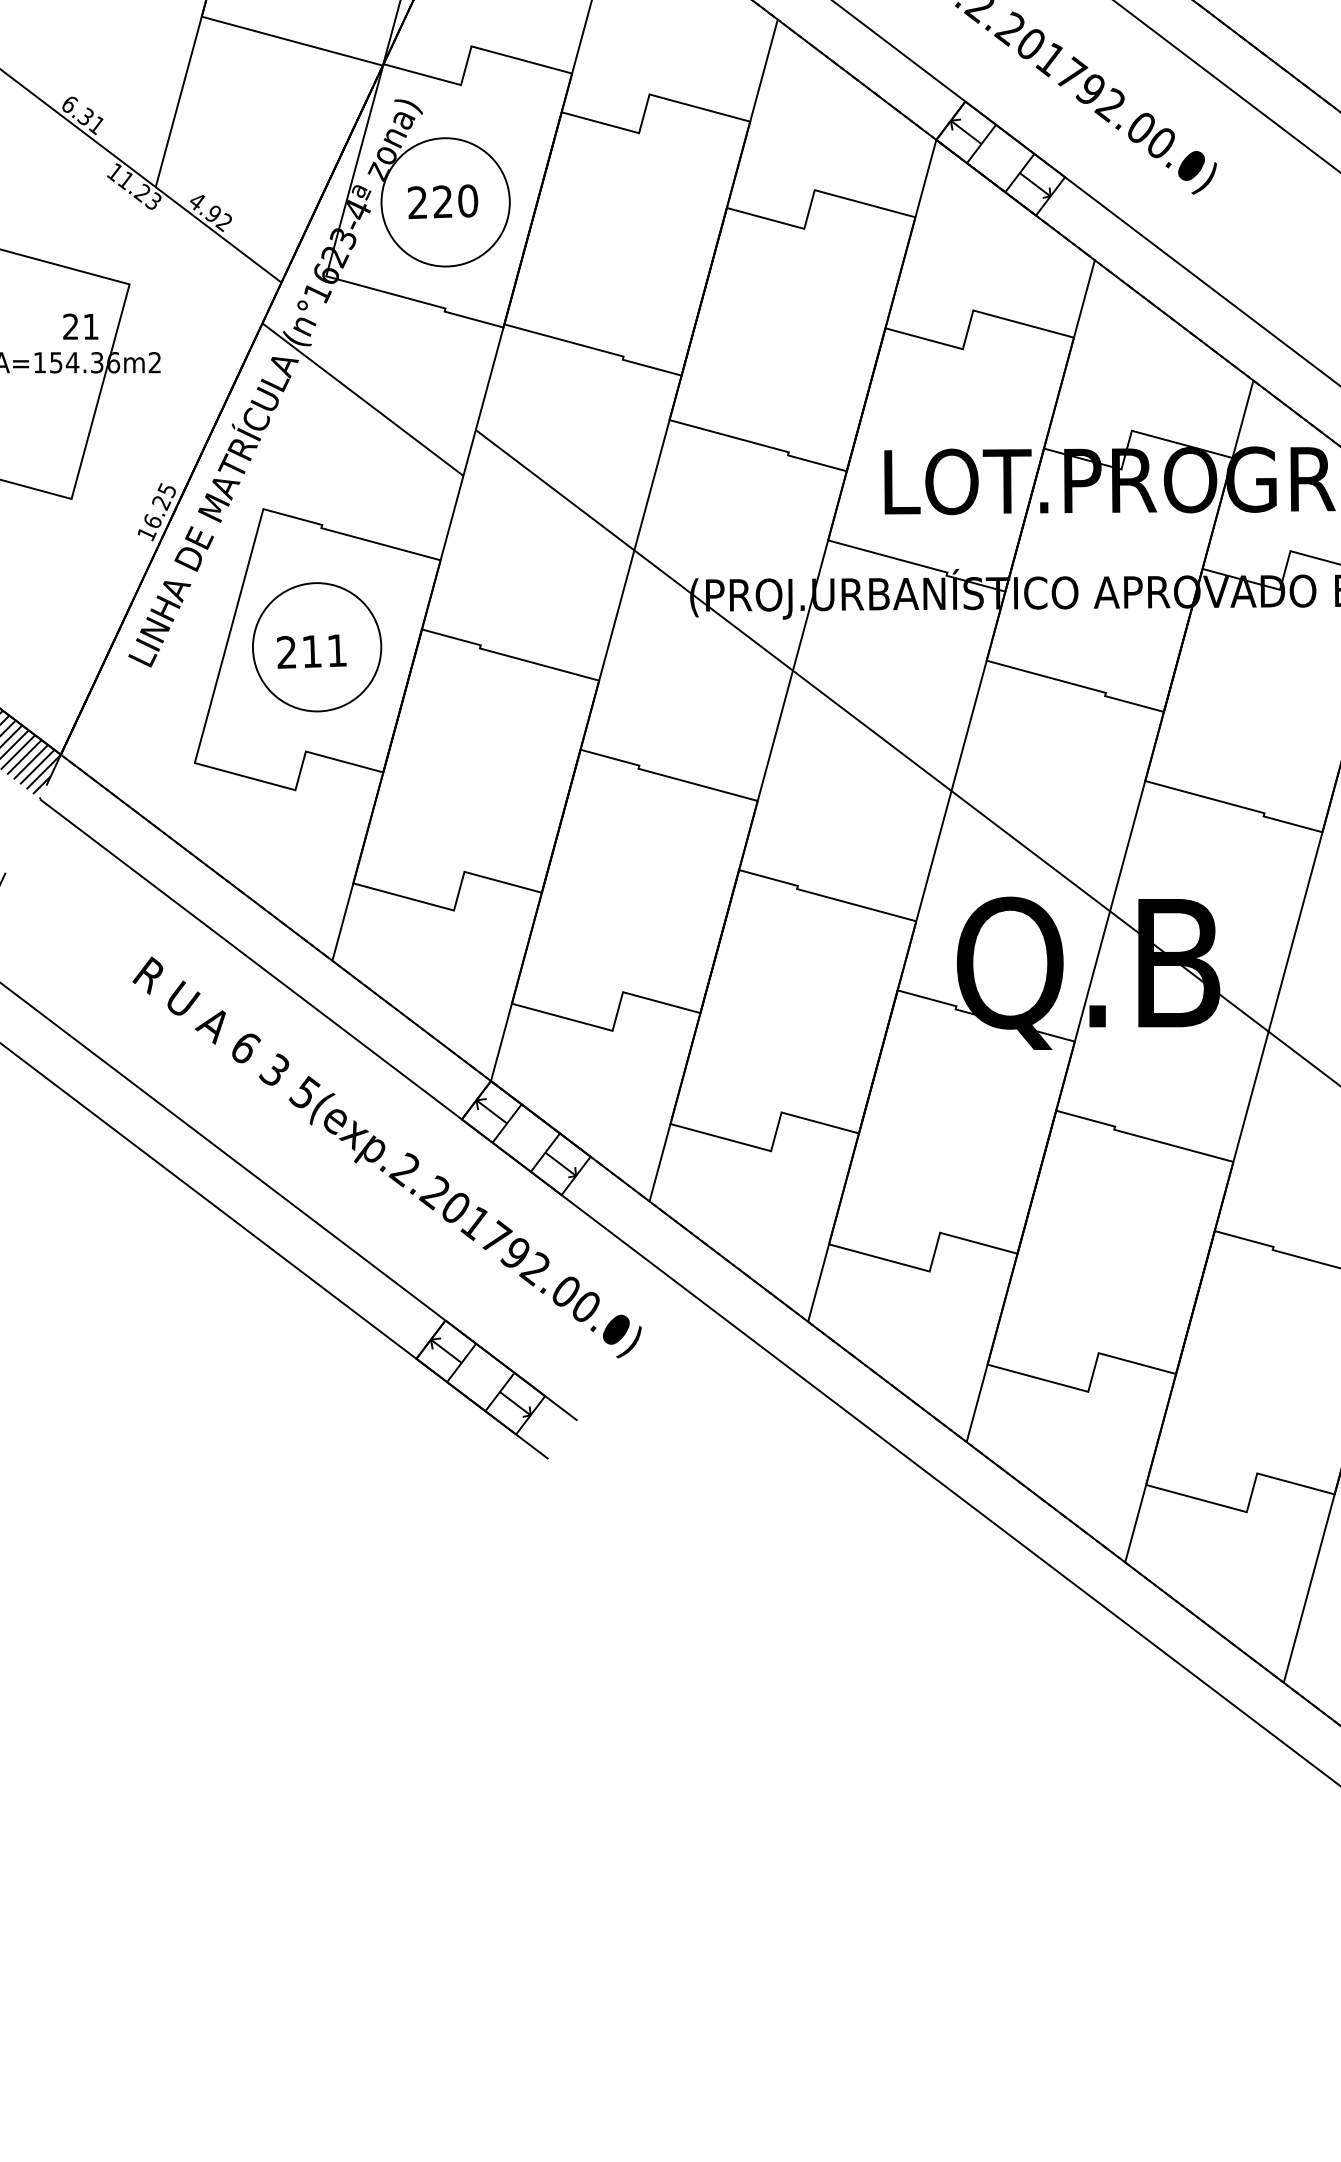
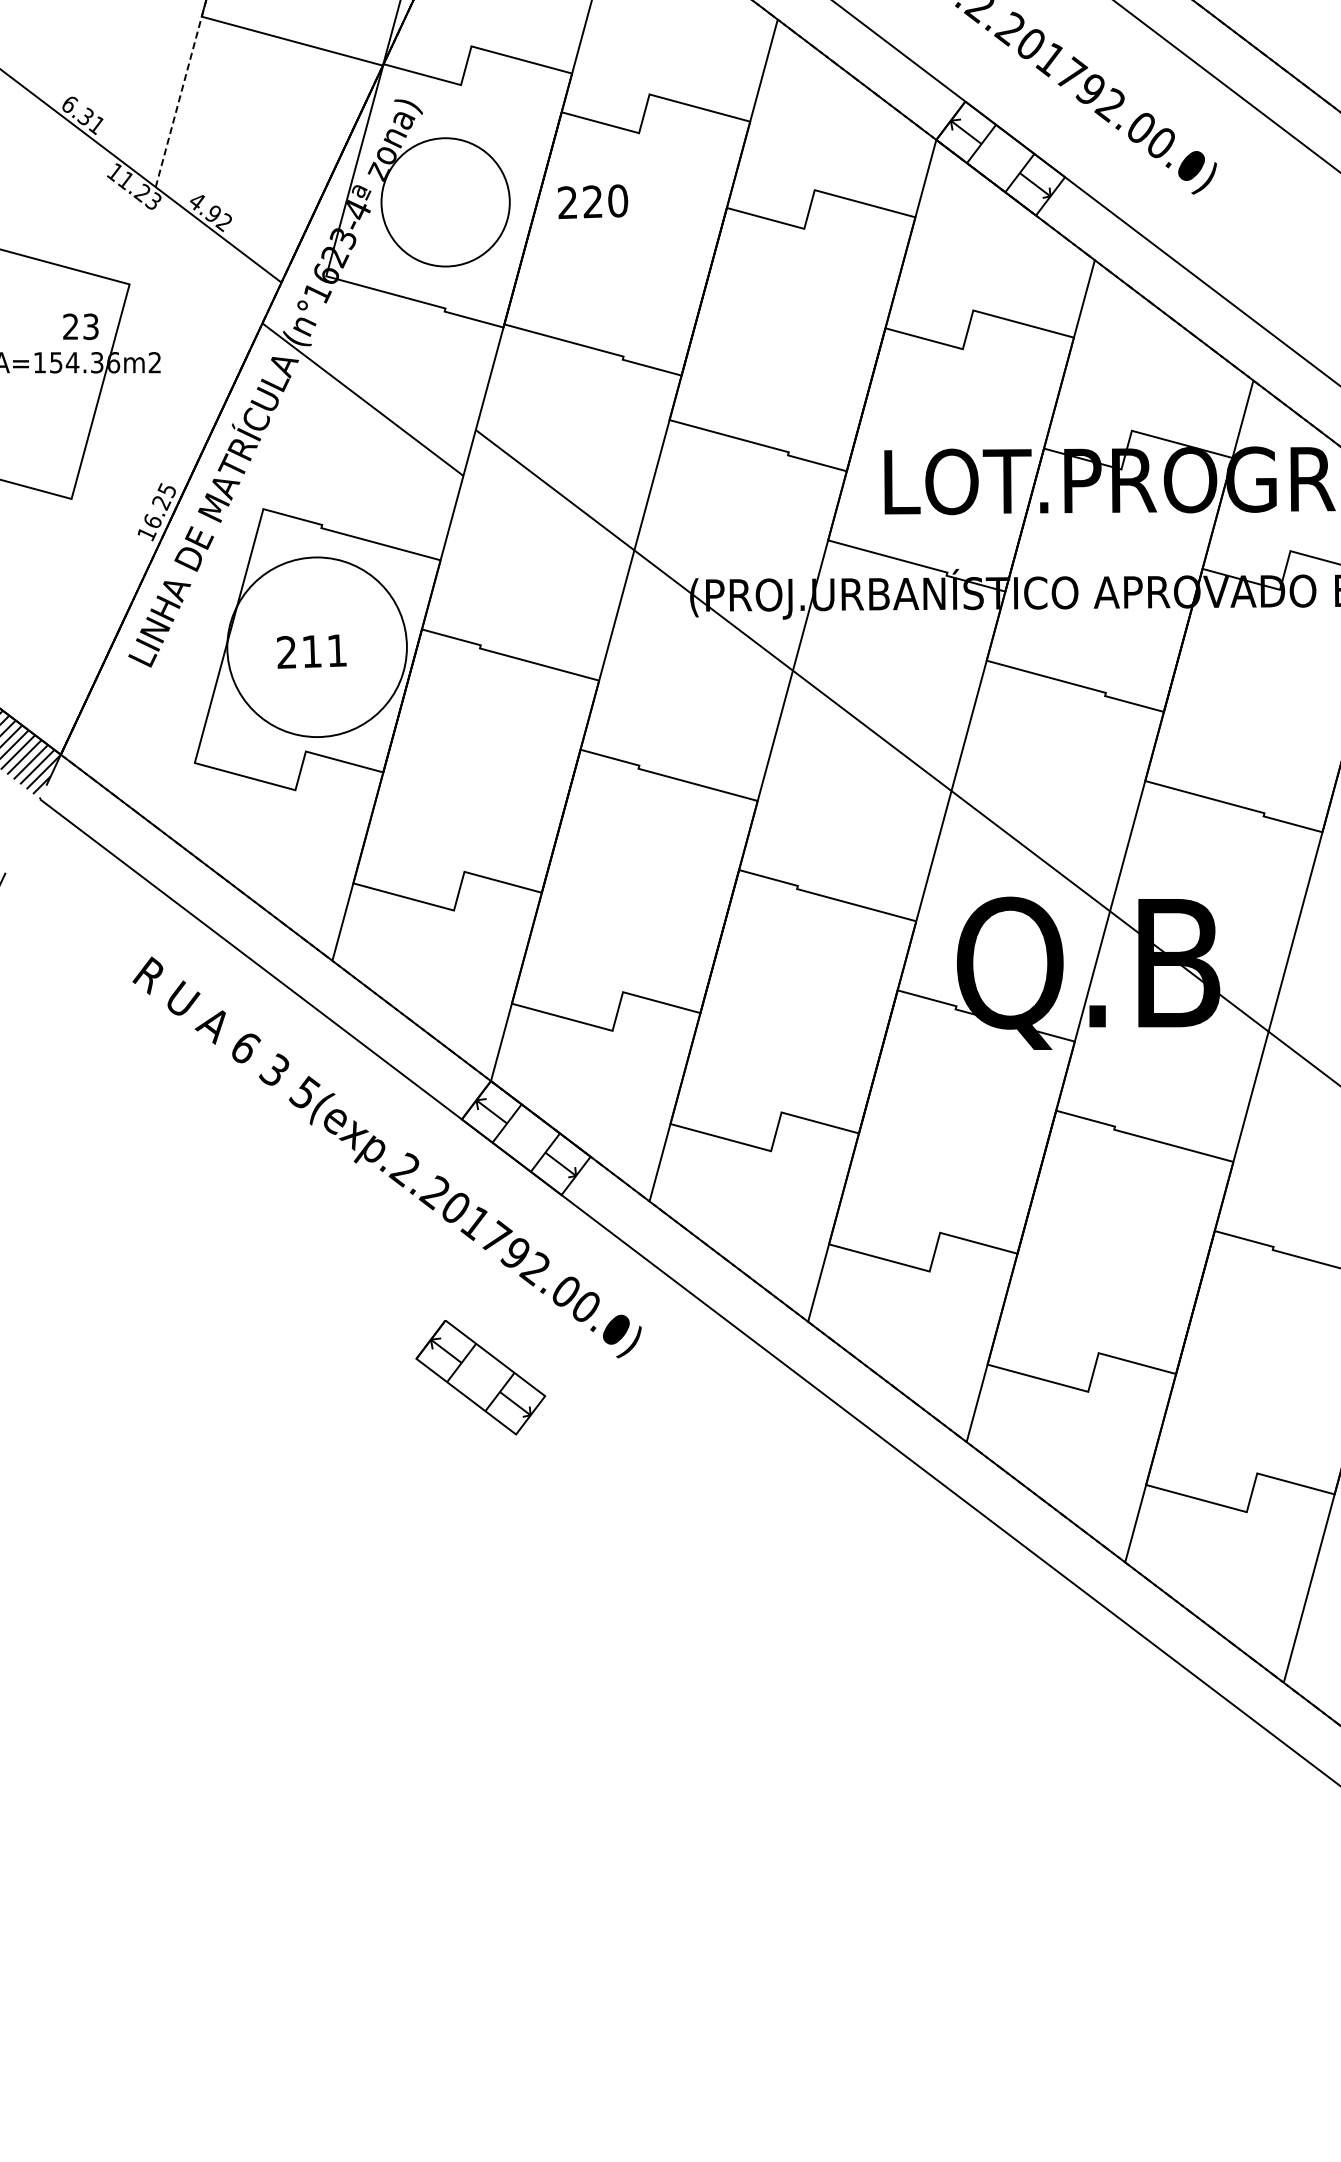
line: solid -> dashed (181, 93)
text position: (443, 201) -> (593, 201) (593, 201)
text: 21 -> 23 (90, 326)
circle diameter: 128 px -> 180 px (316, 647)
line: present -> none (289, 1202)
line: present -> none (274, 1251)
